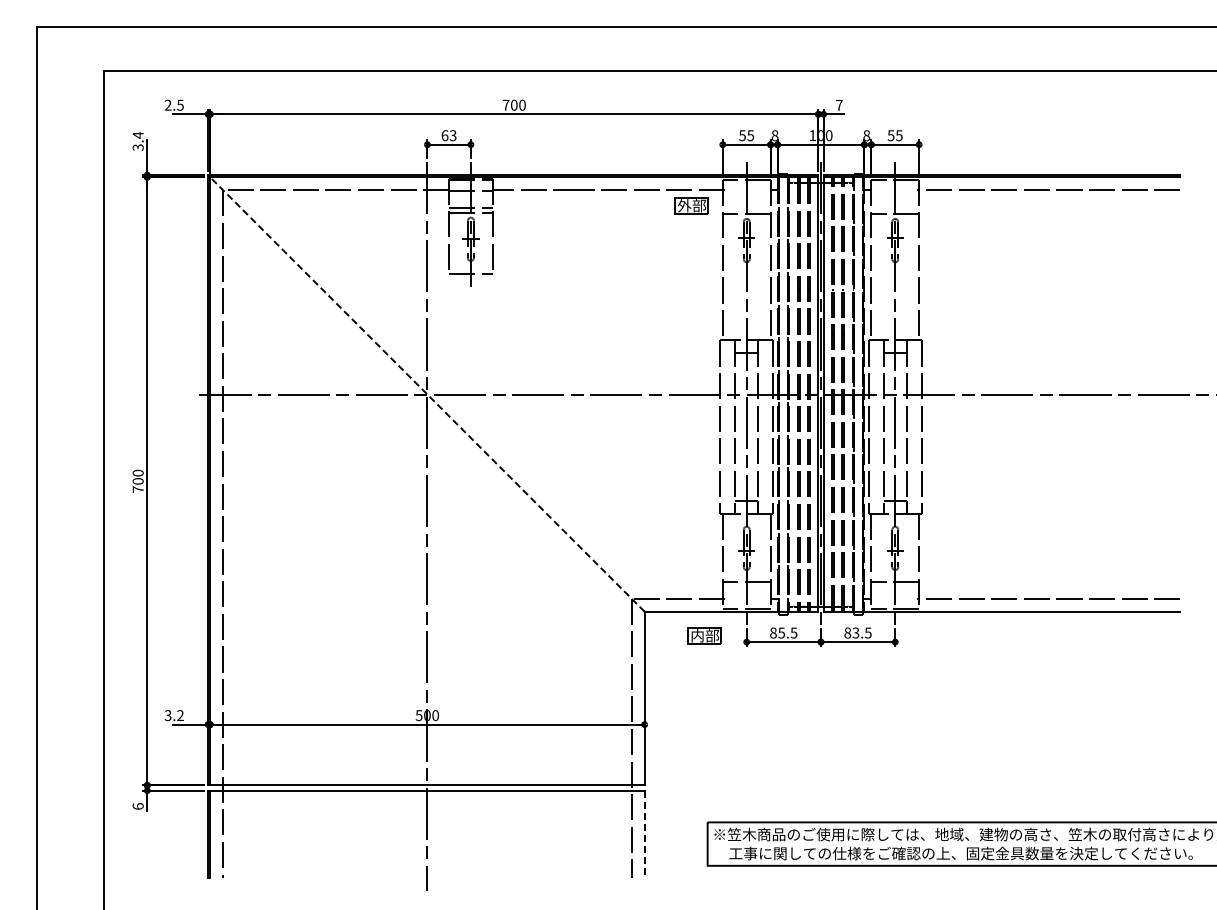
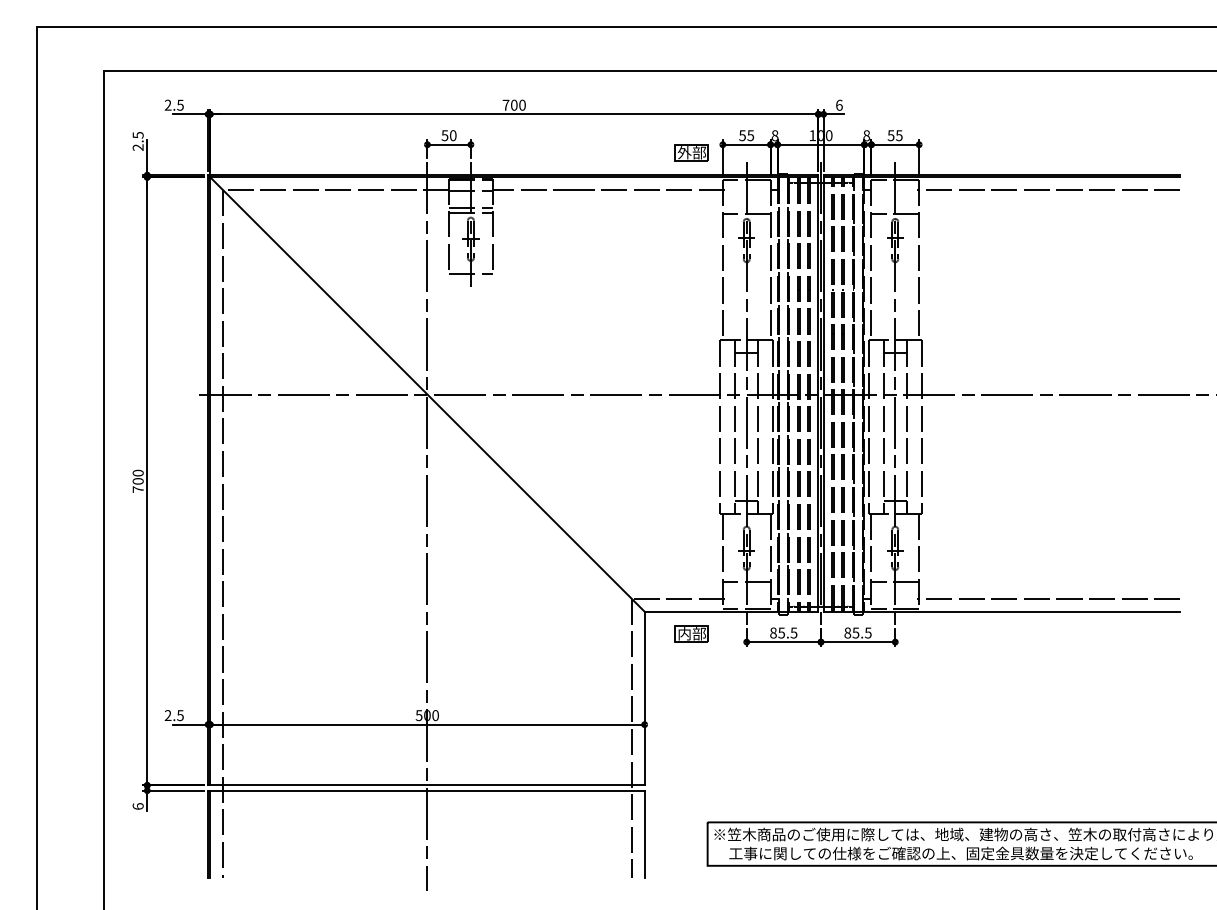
text: 7 -> 6 (839, 104)
text: 63 -> 50 (448, 135)
text: 3.4 -> 2.5 (137, 140)
part position: (691, 205) -> (691, 152) (691, 152)
line: dashed -> solid (426, 393)
text: 83.5 -> 85.5 (856, 632)
part position: (704, 635) -> (691, 633) (691, 633)
text: 3.2 -> 2.5 (173, 715)
line: dashed -> solid (644, 834)
